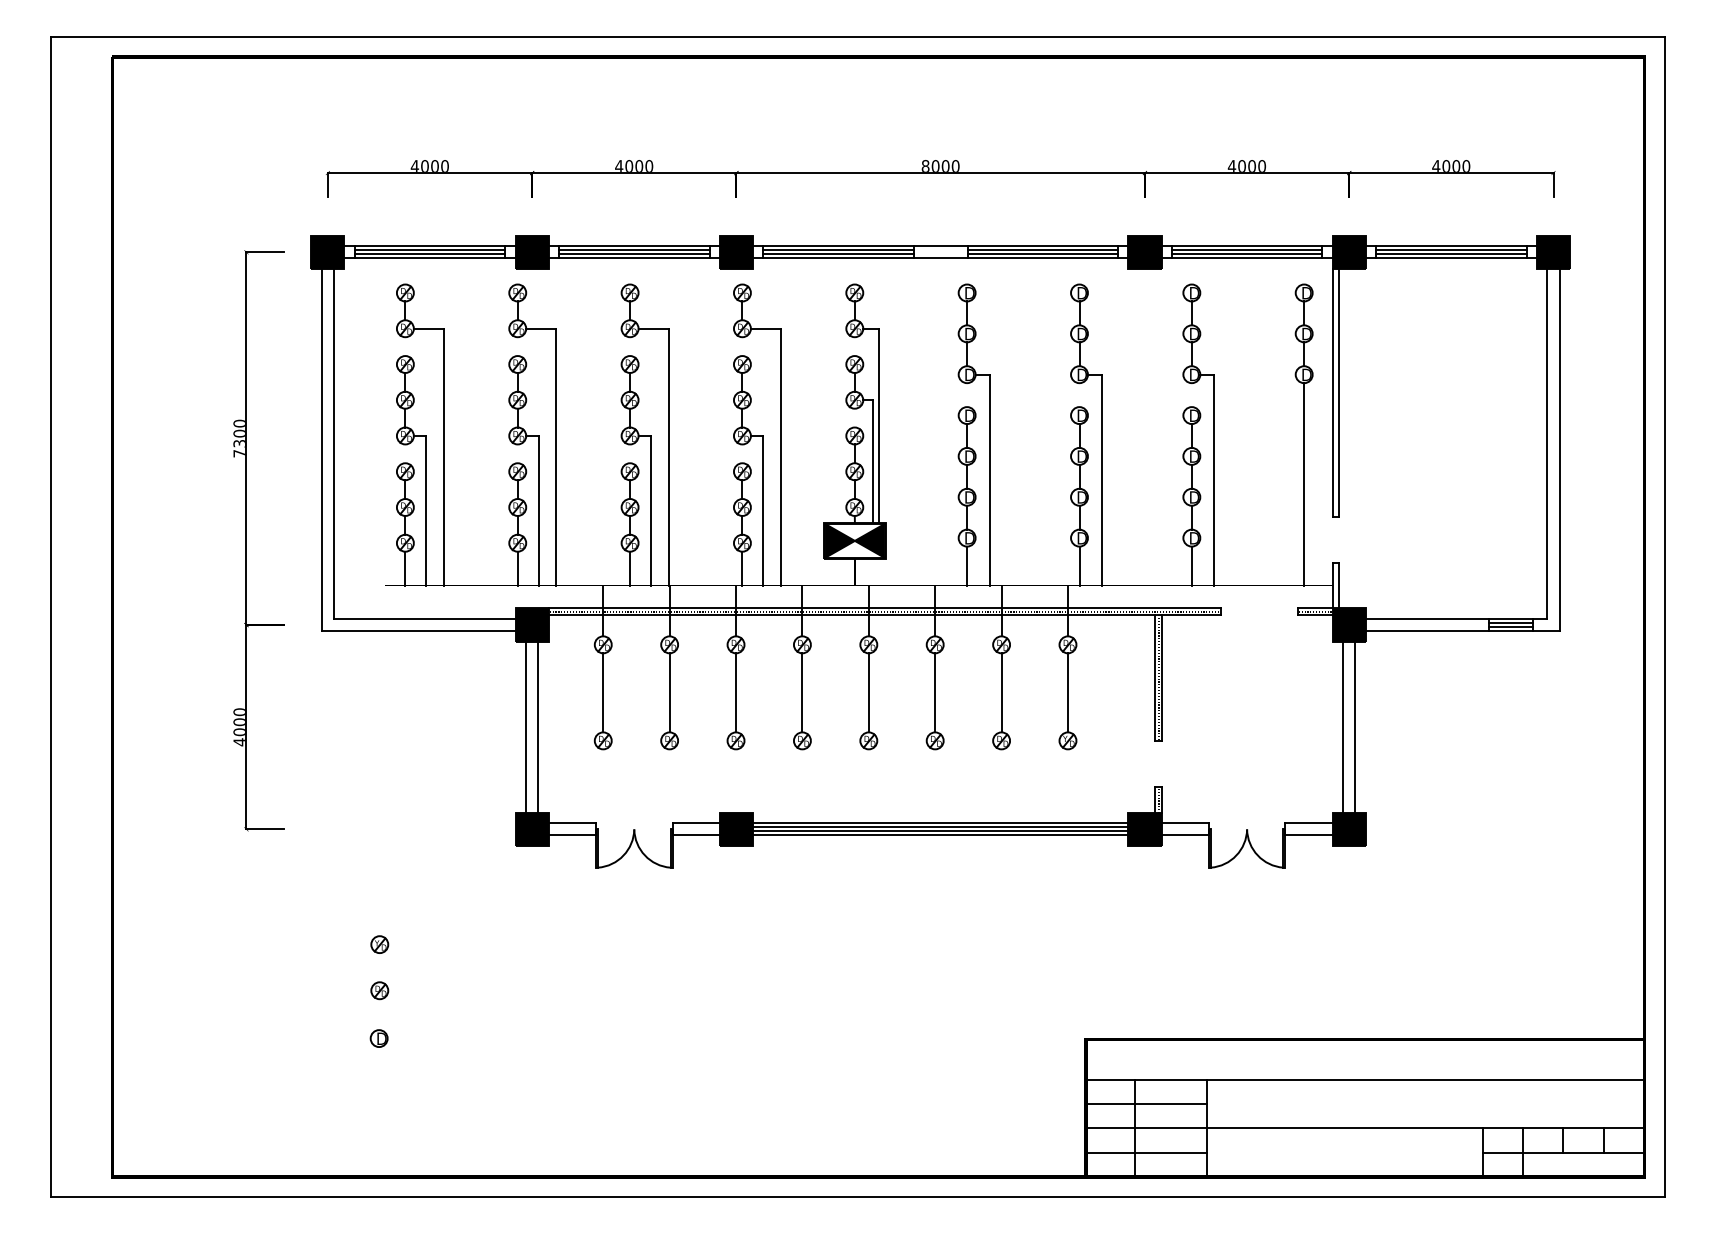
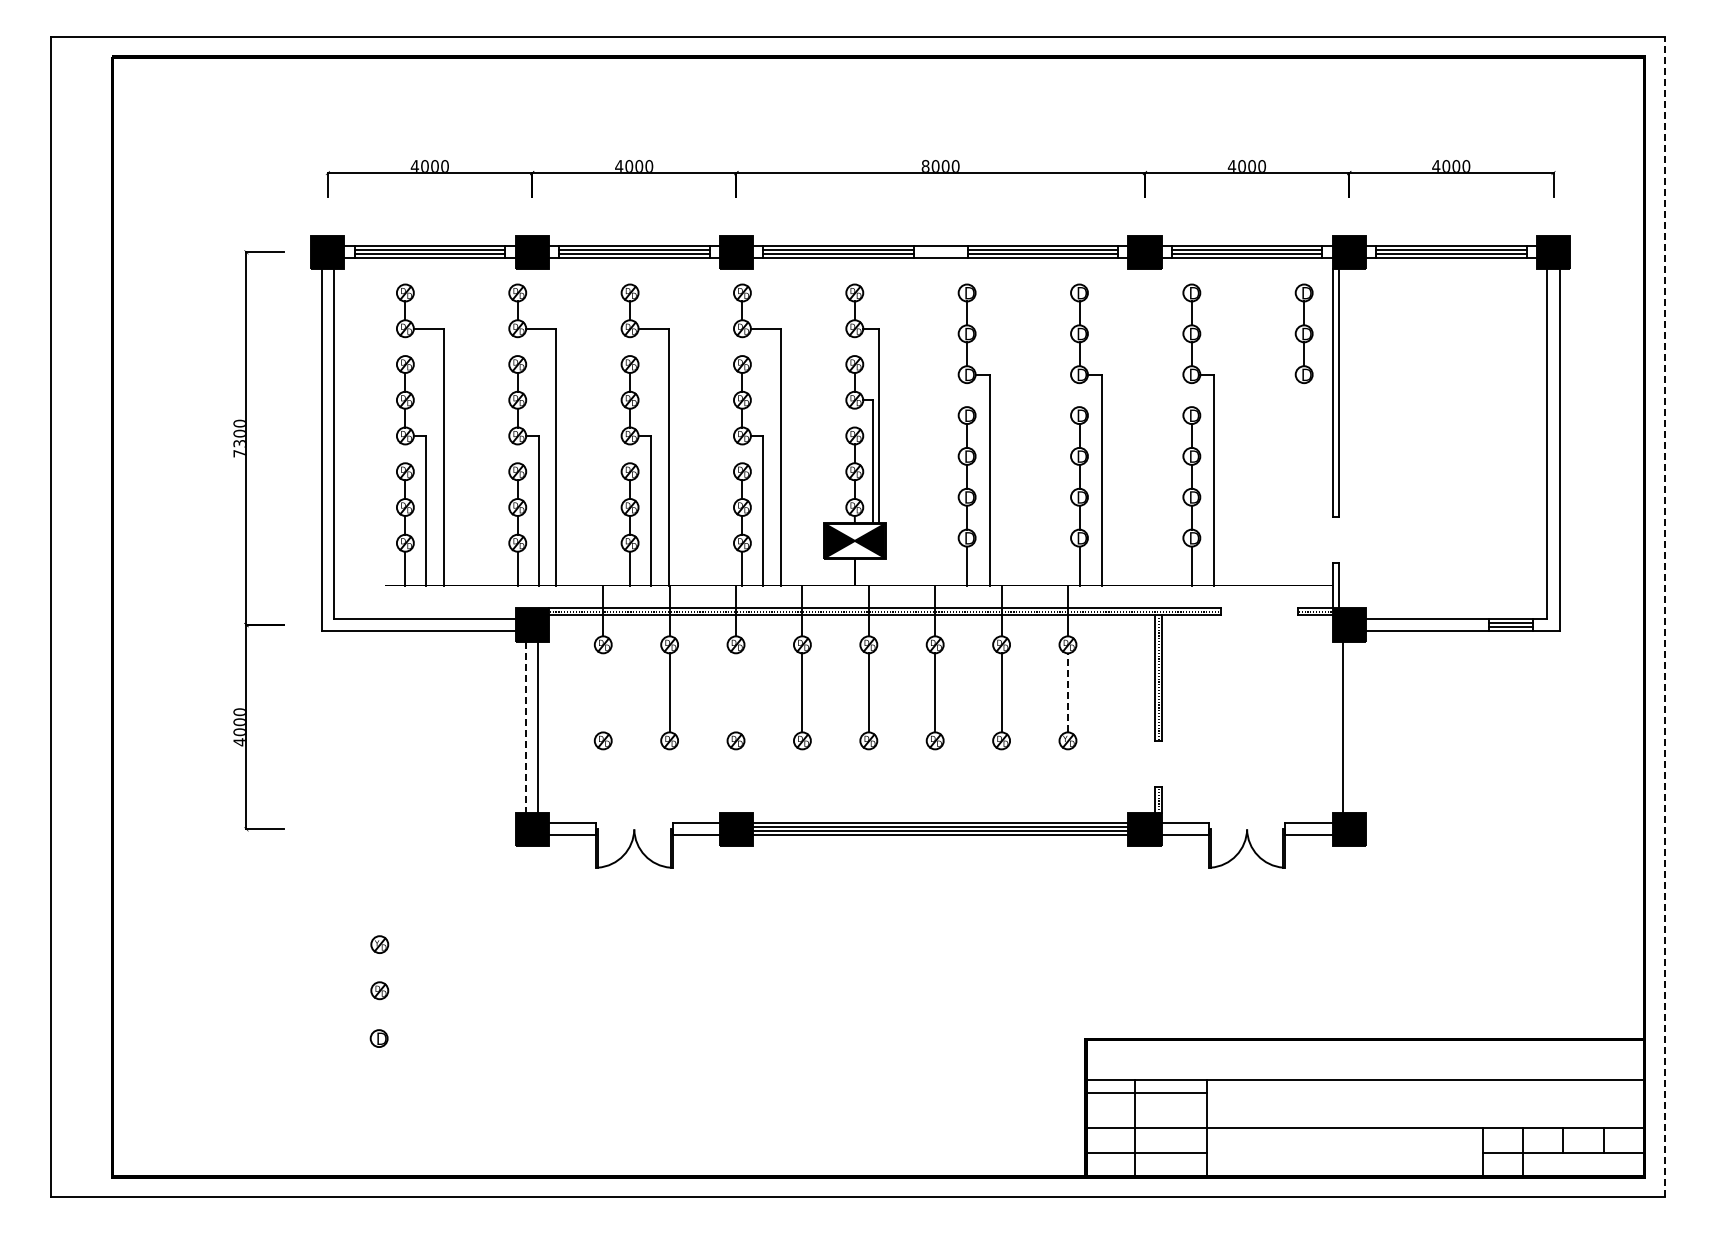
line: present -> none (1304, 484)
line: solid -> dashed (1664, 616)
line: present -> none (603, 692)
line: present -> none (736, 692)
line: solid -> dashed (1067, 692)
line: present -> none (1355, 726)
line: solid -> dashed (526, 727)
line position: (1146, 1104) -> (1146, 1093) (1146, 1093)
